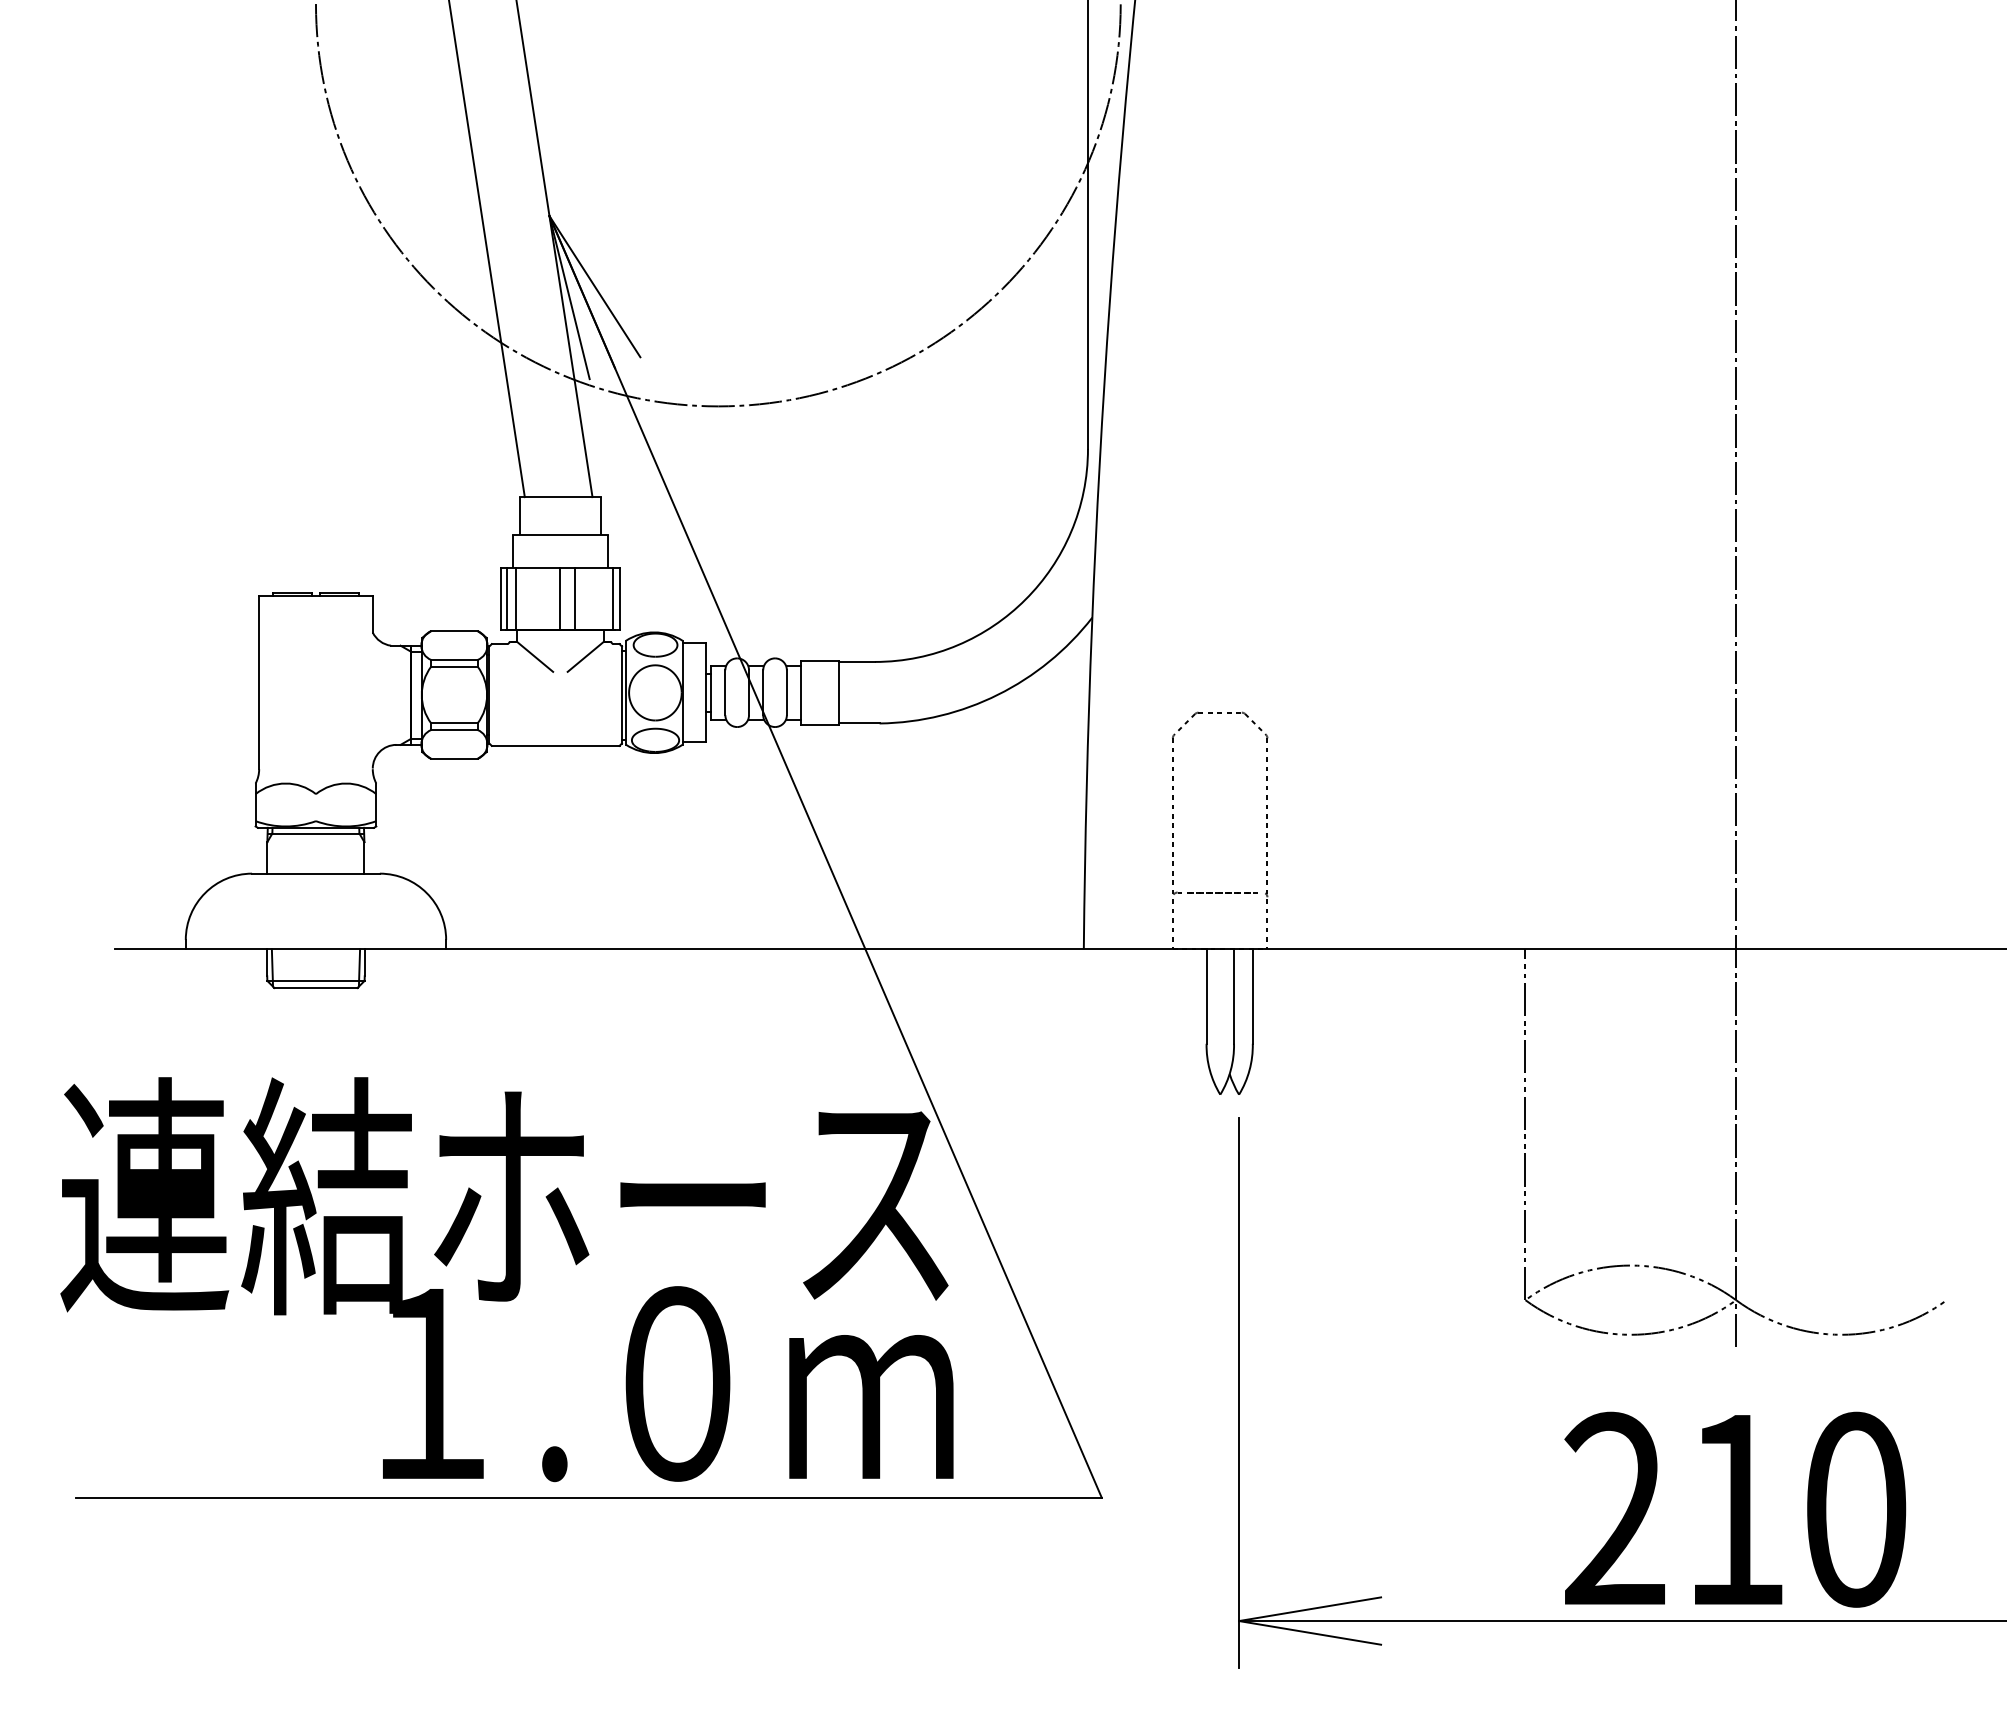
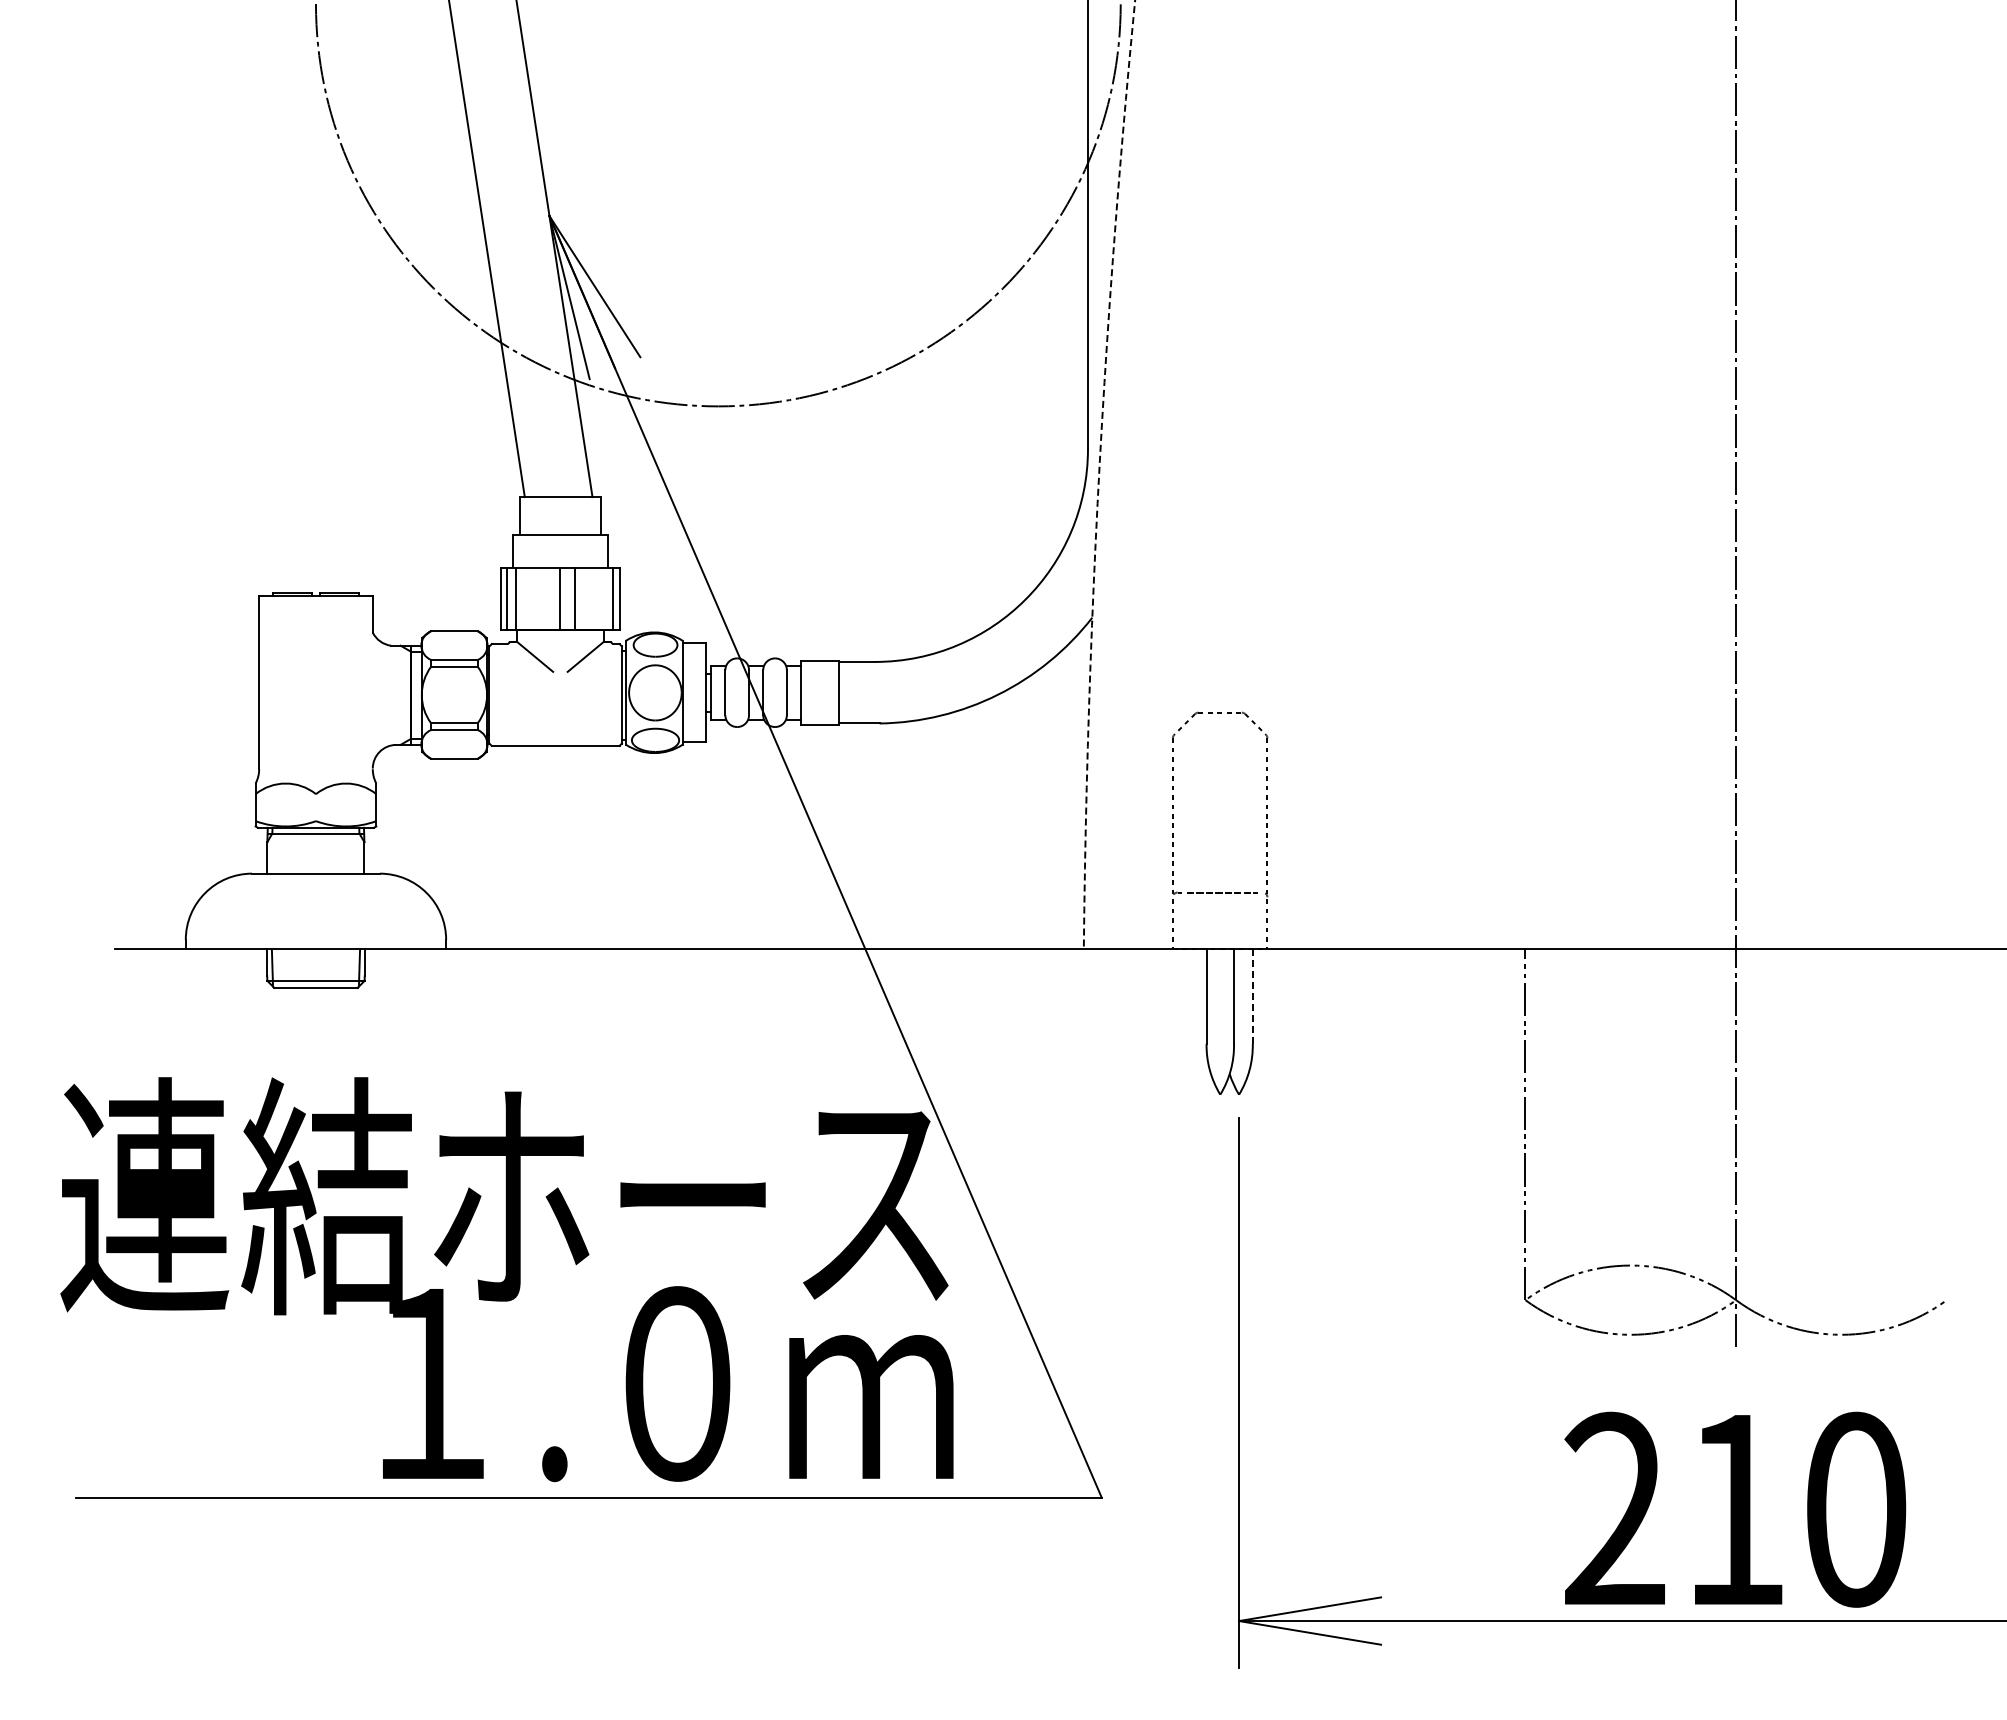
arc: solid -> dashed (1099, 474)
line: solid -> dashed (1252, 996)
